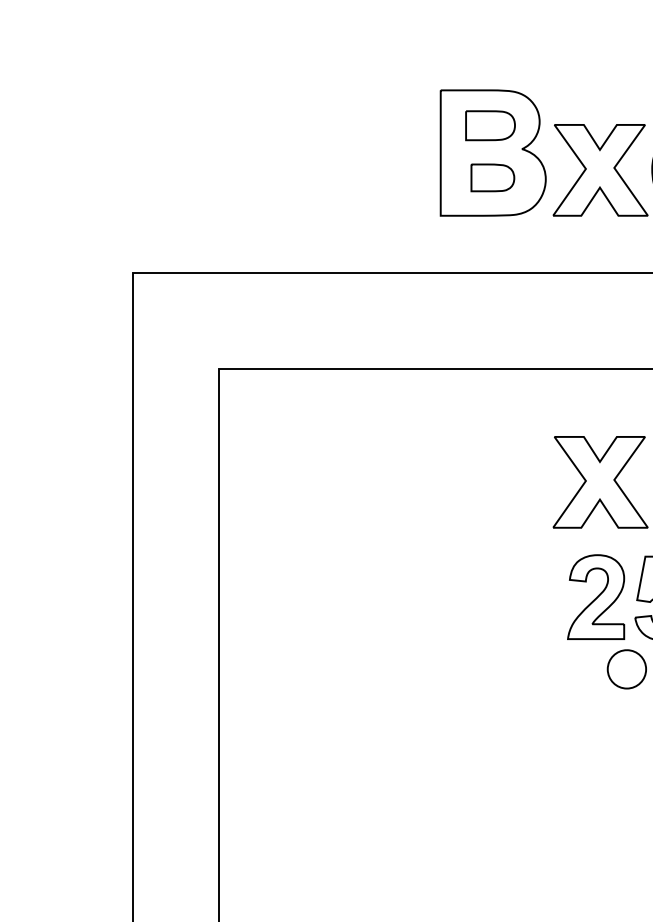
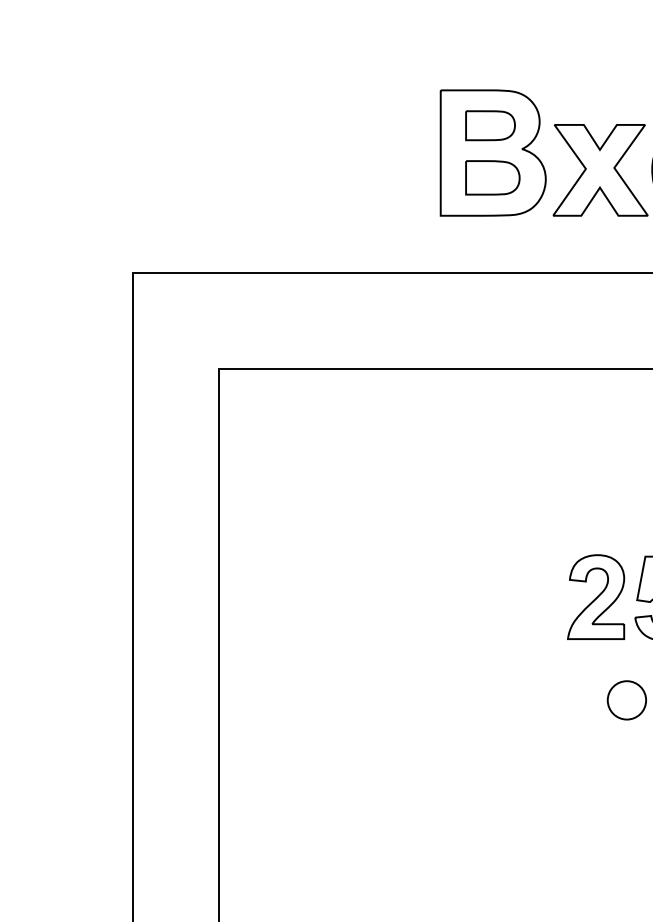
part size: 46x30 px -> 56x36 px (492, 177)
part: present -> none (600, 482)
part position: (626, 669) -> (626, 700) (626, 700)
